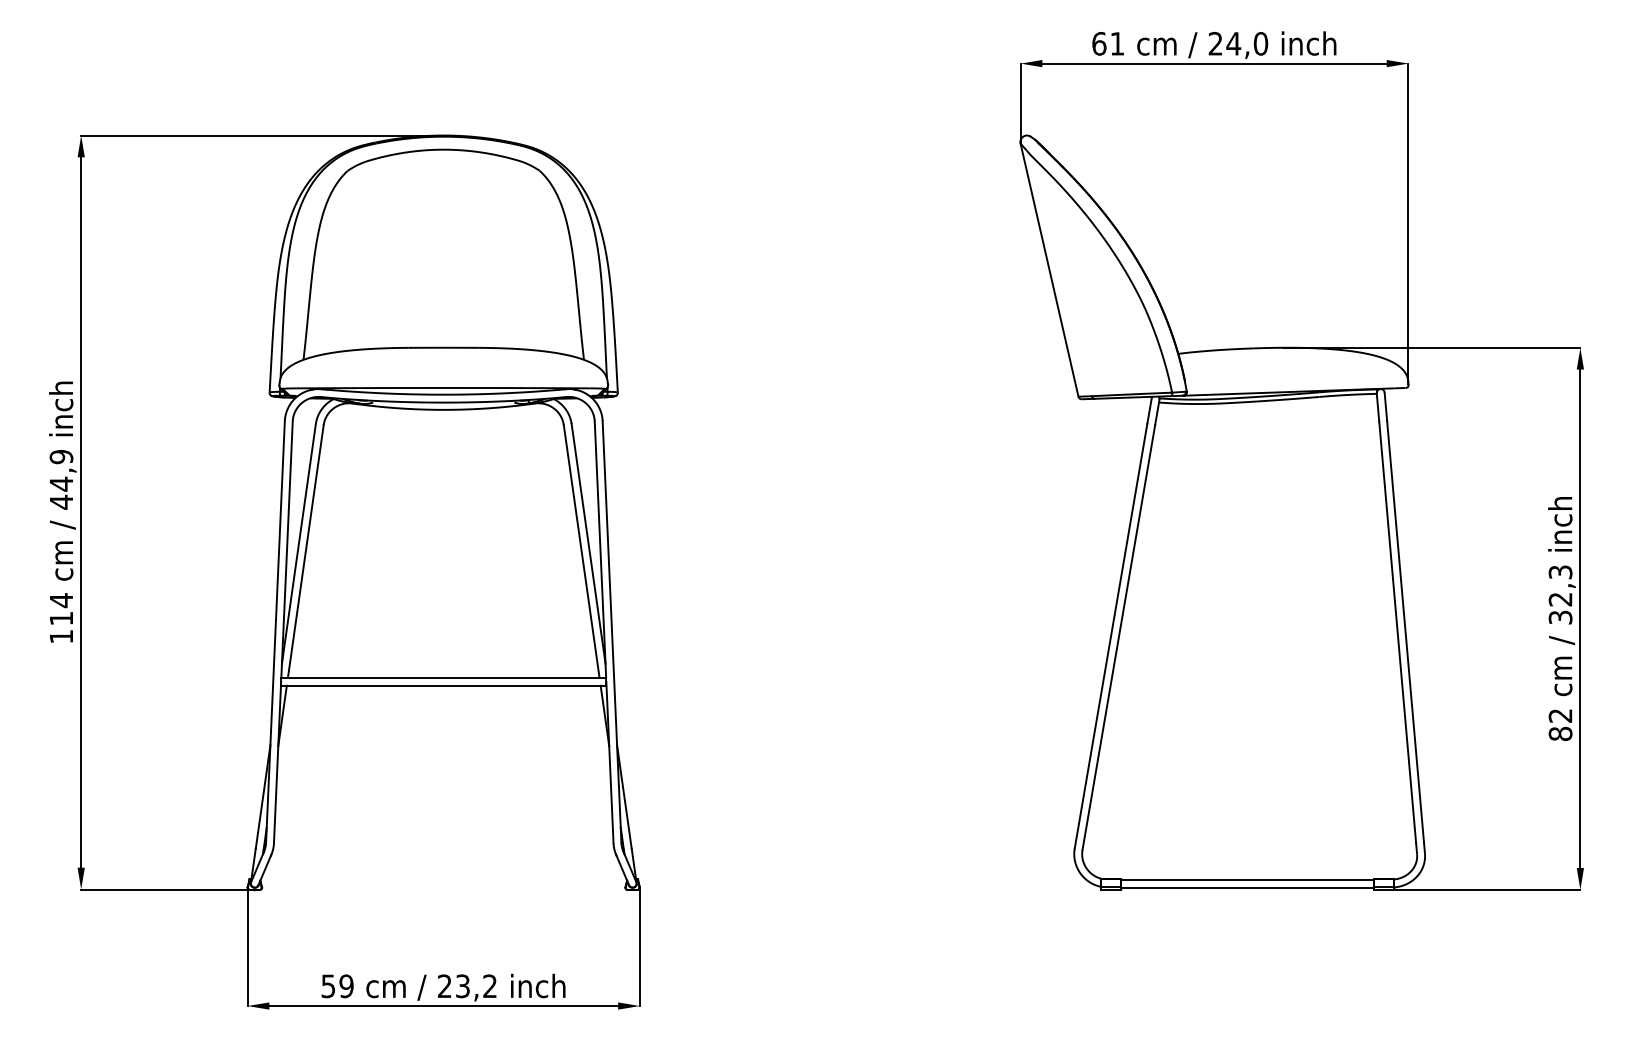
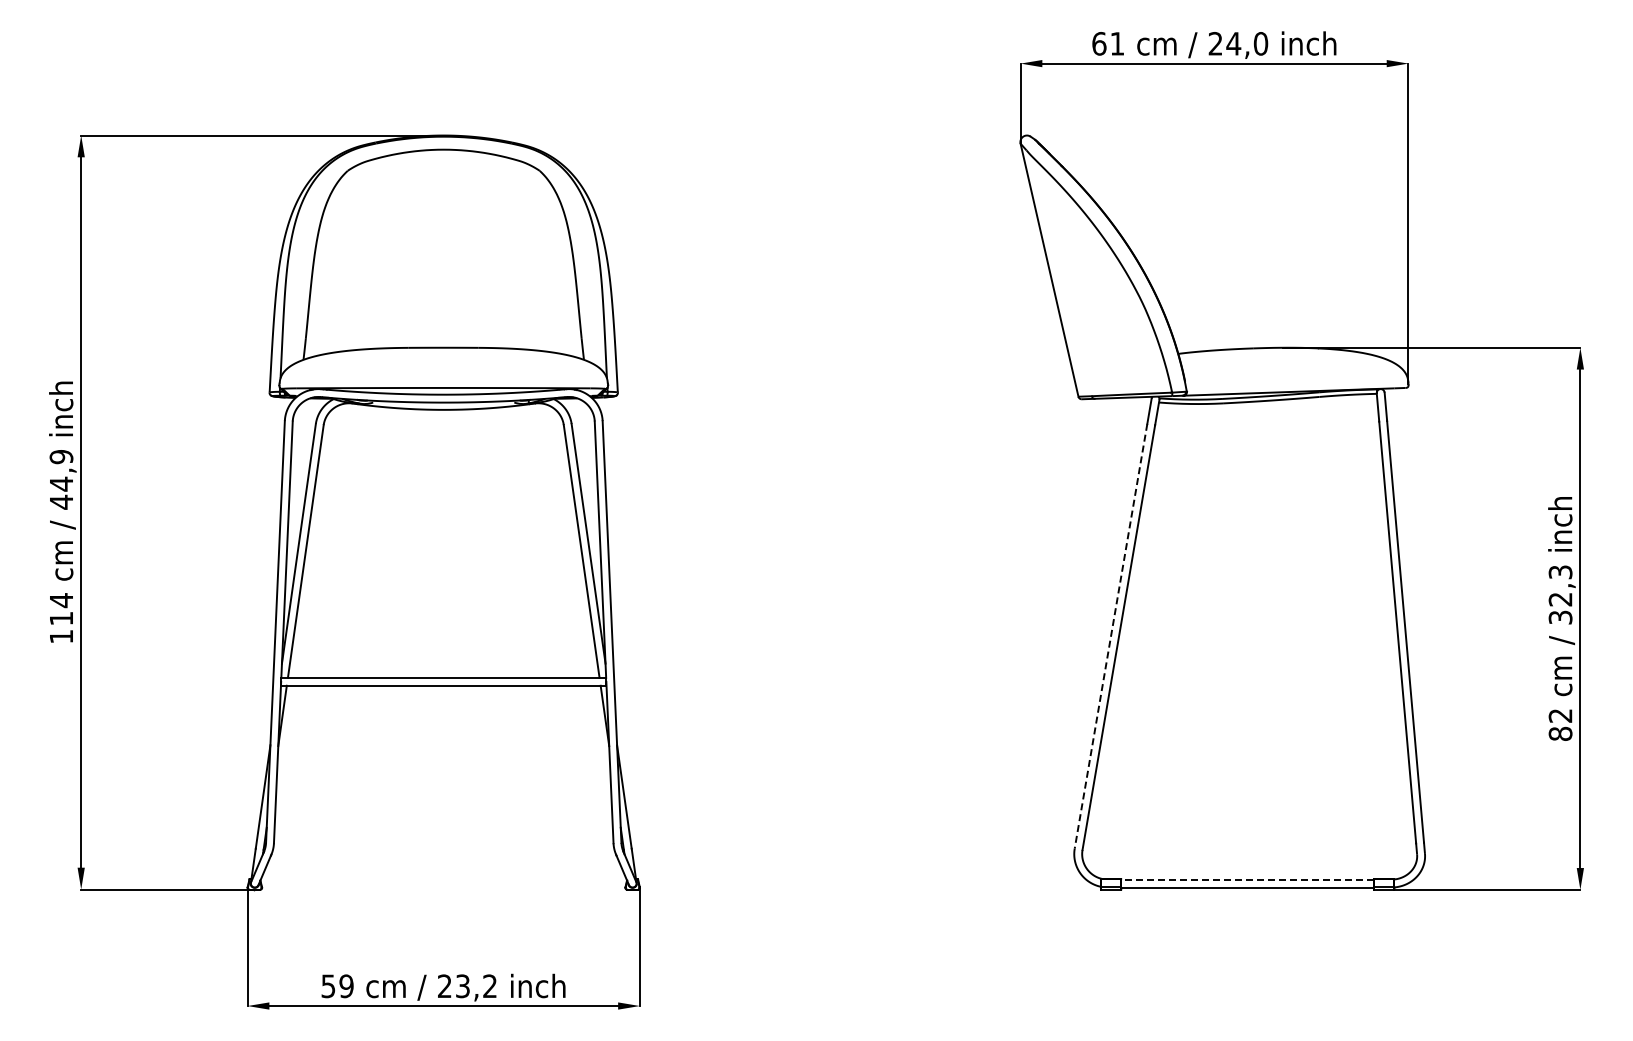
line: solid -> dashed (1110, 636)
line: solid -> dashed (1247, 879)
